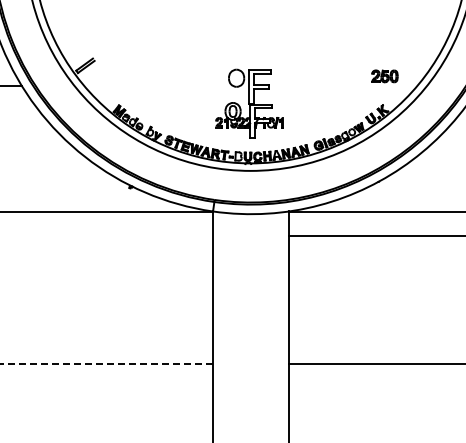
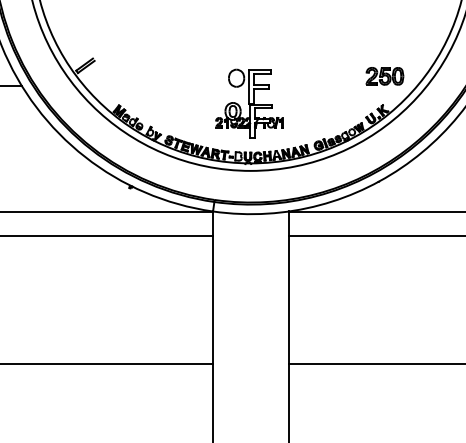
part size: 28x15 px -> 40x19 px (384, 76)
line: none -> present (107, 235)
line: dashed -> solid (106, 364)
